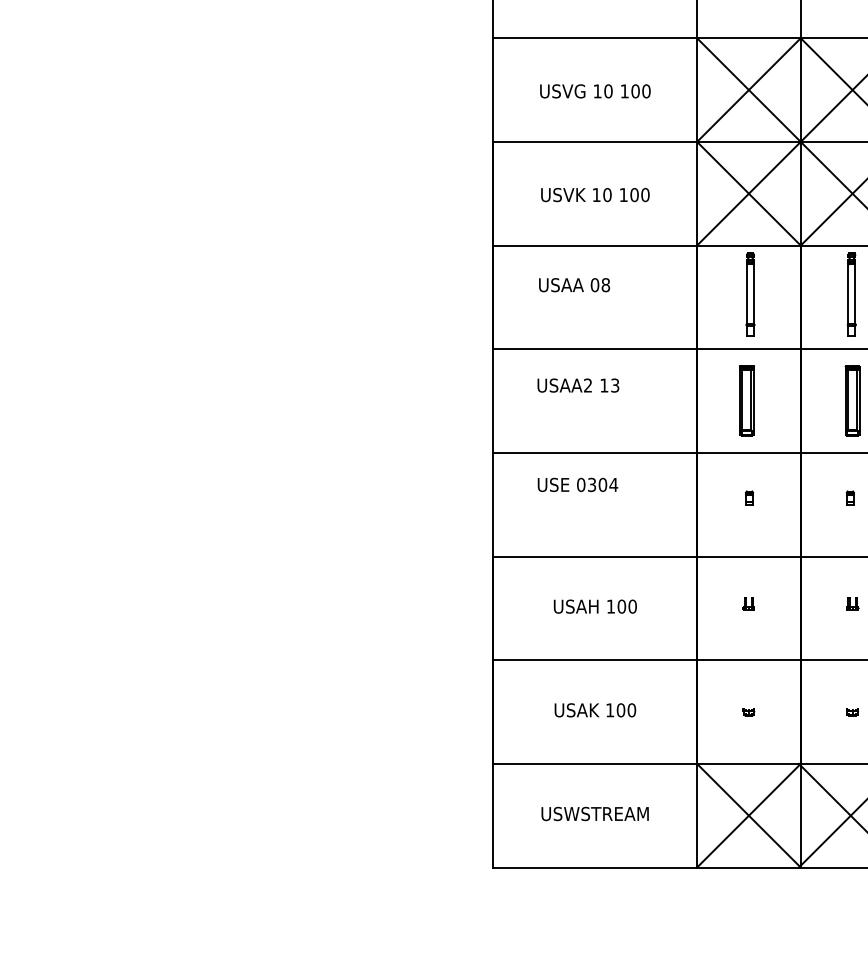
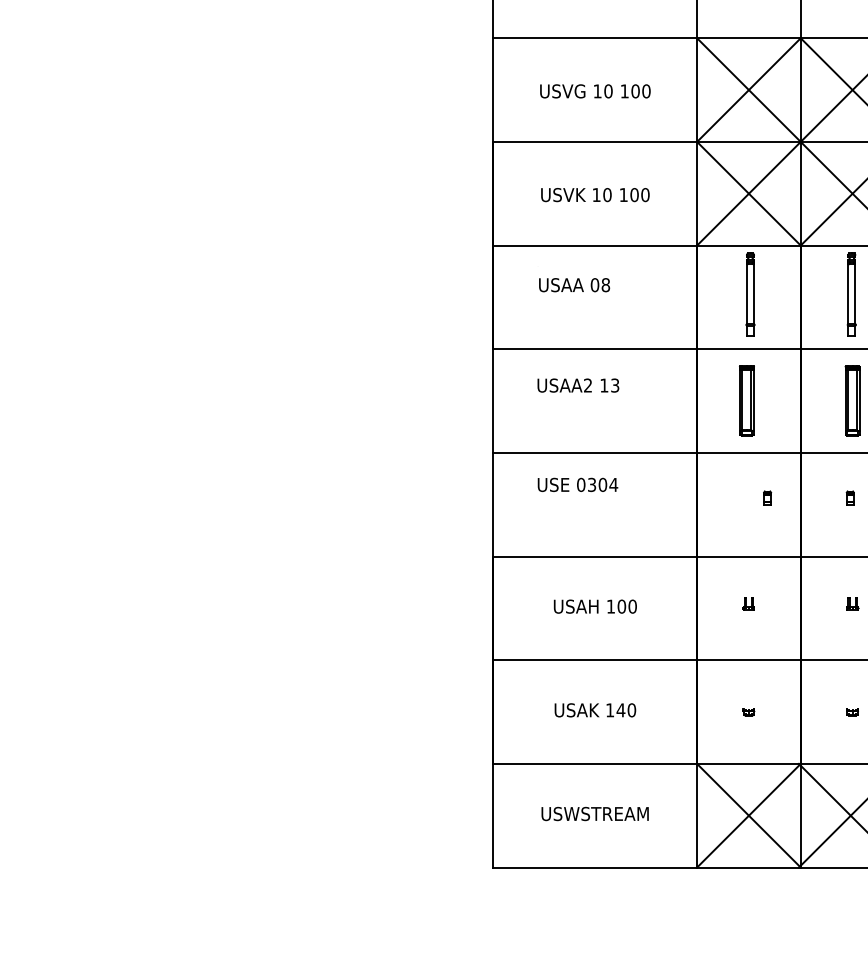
part position: (749, 497) -> (767, 497) (767, 497)
text: 100 -> 140 (620, 710)
